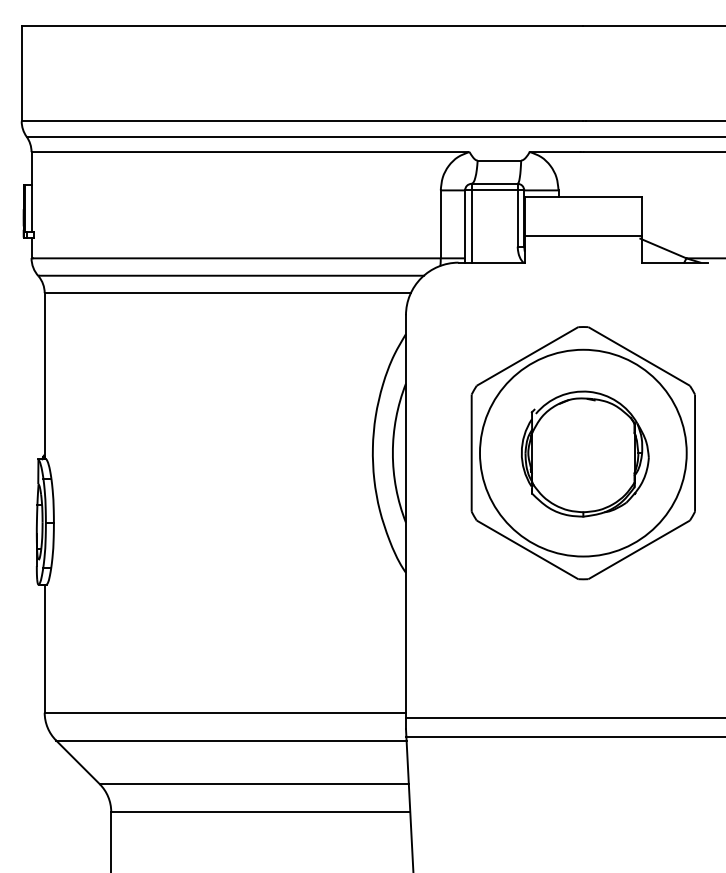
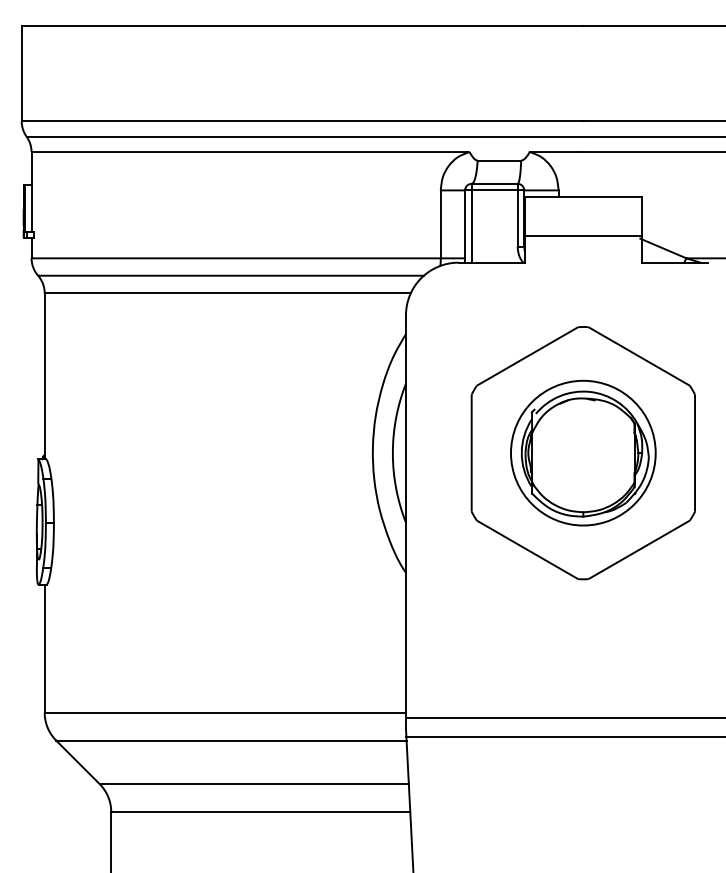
circle diameter: 207 px -> 145 px (583, 452)
